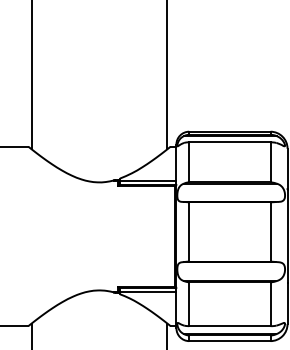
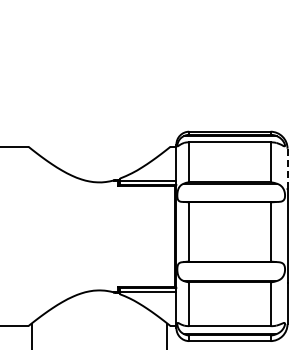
line: present -> none (31, 75)
line: present -> none (167, 75)
line: solid -> dashed (287, 169)
